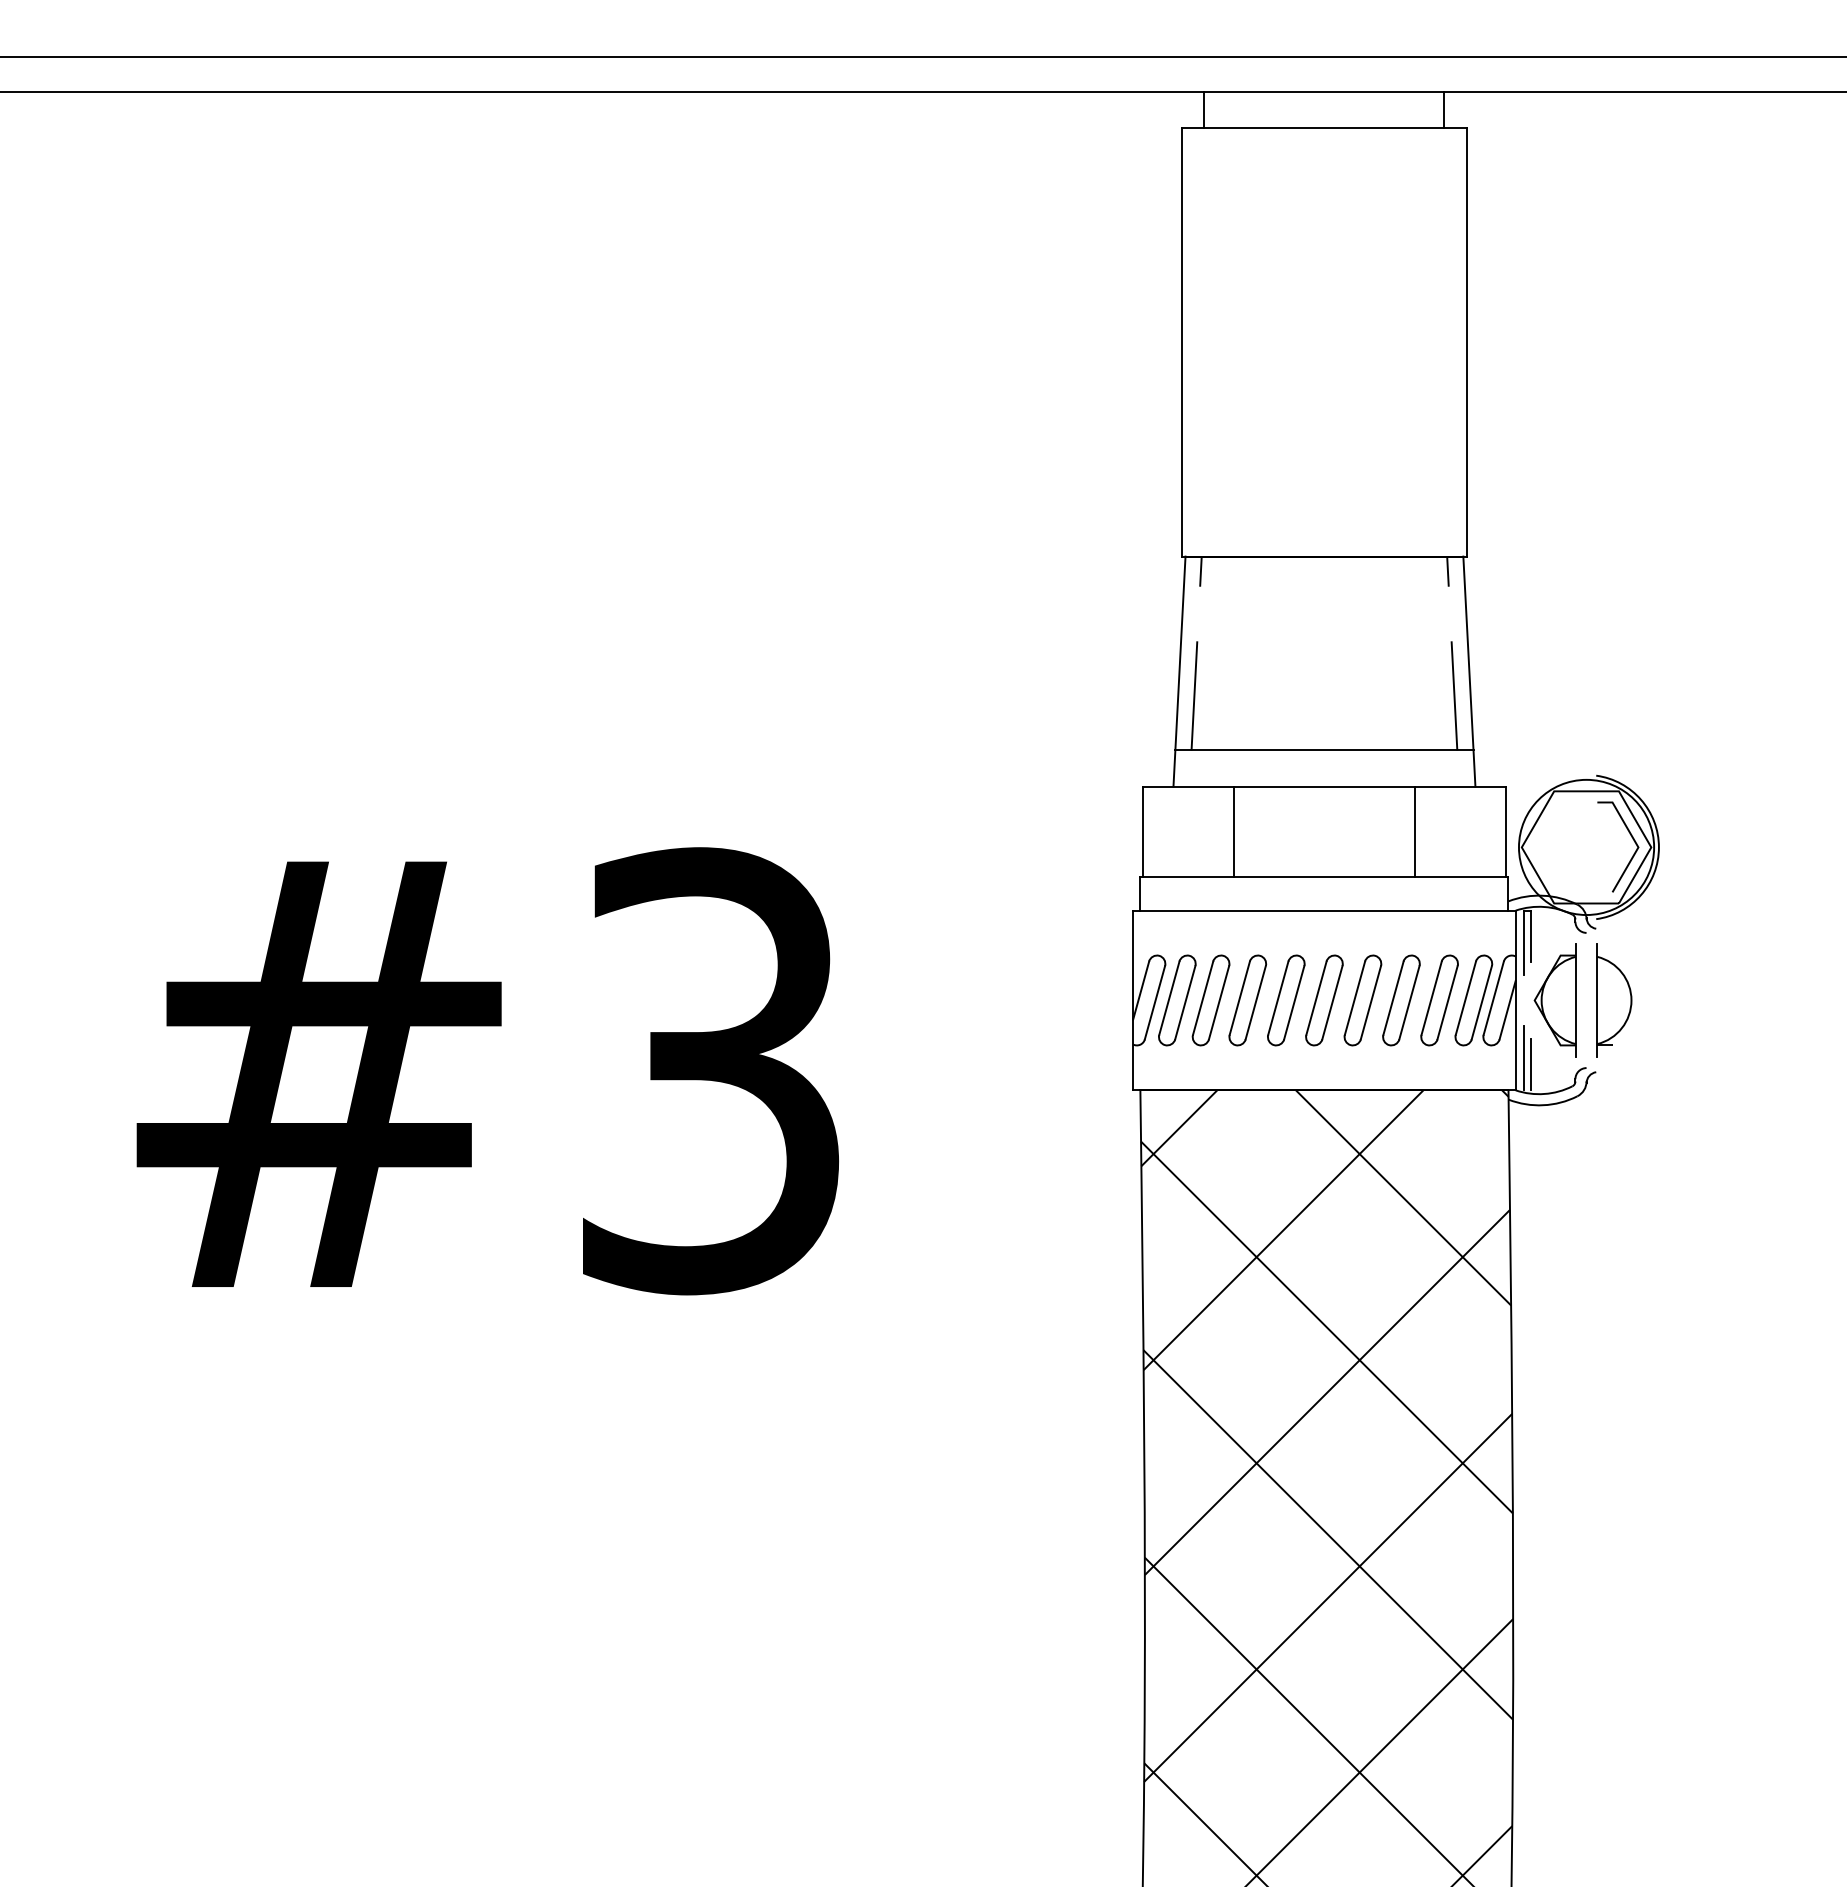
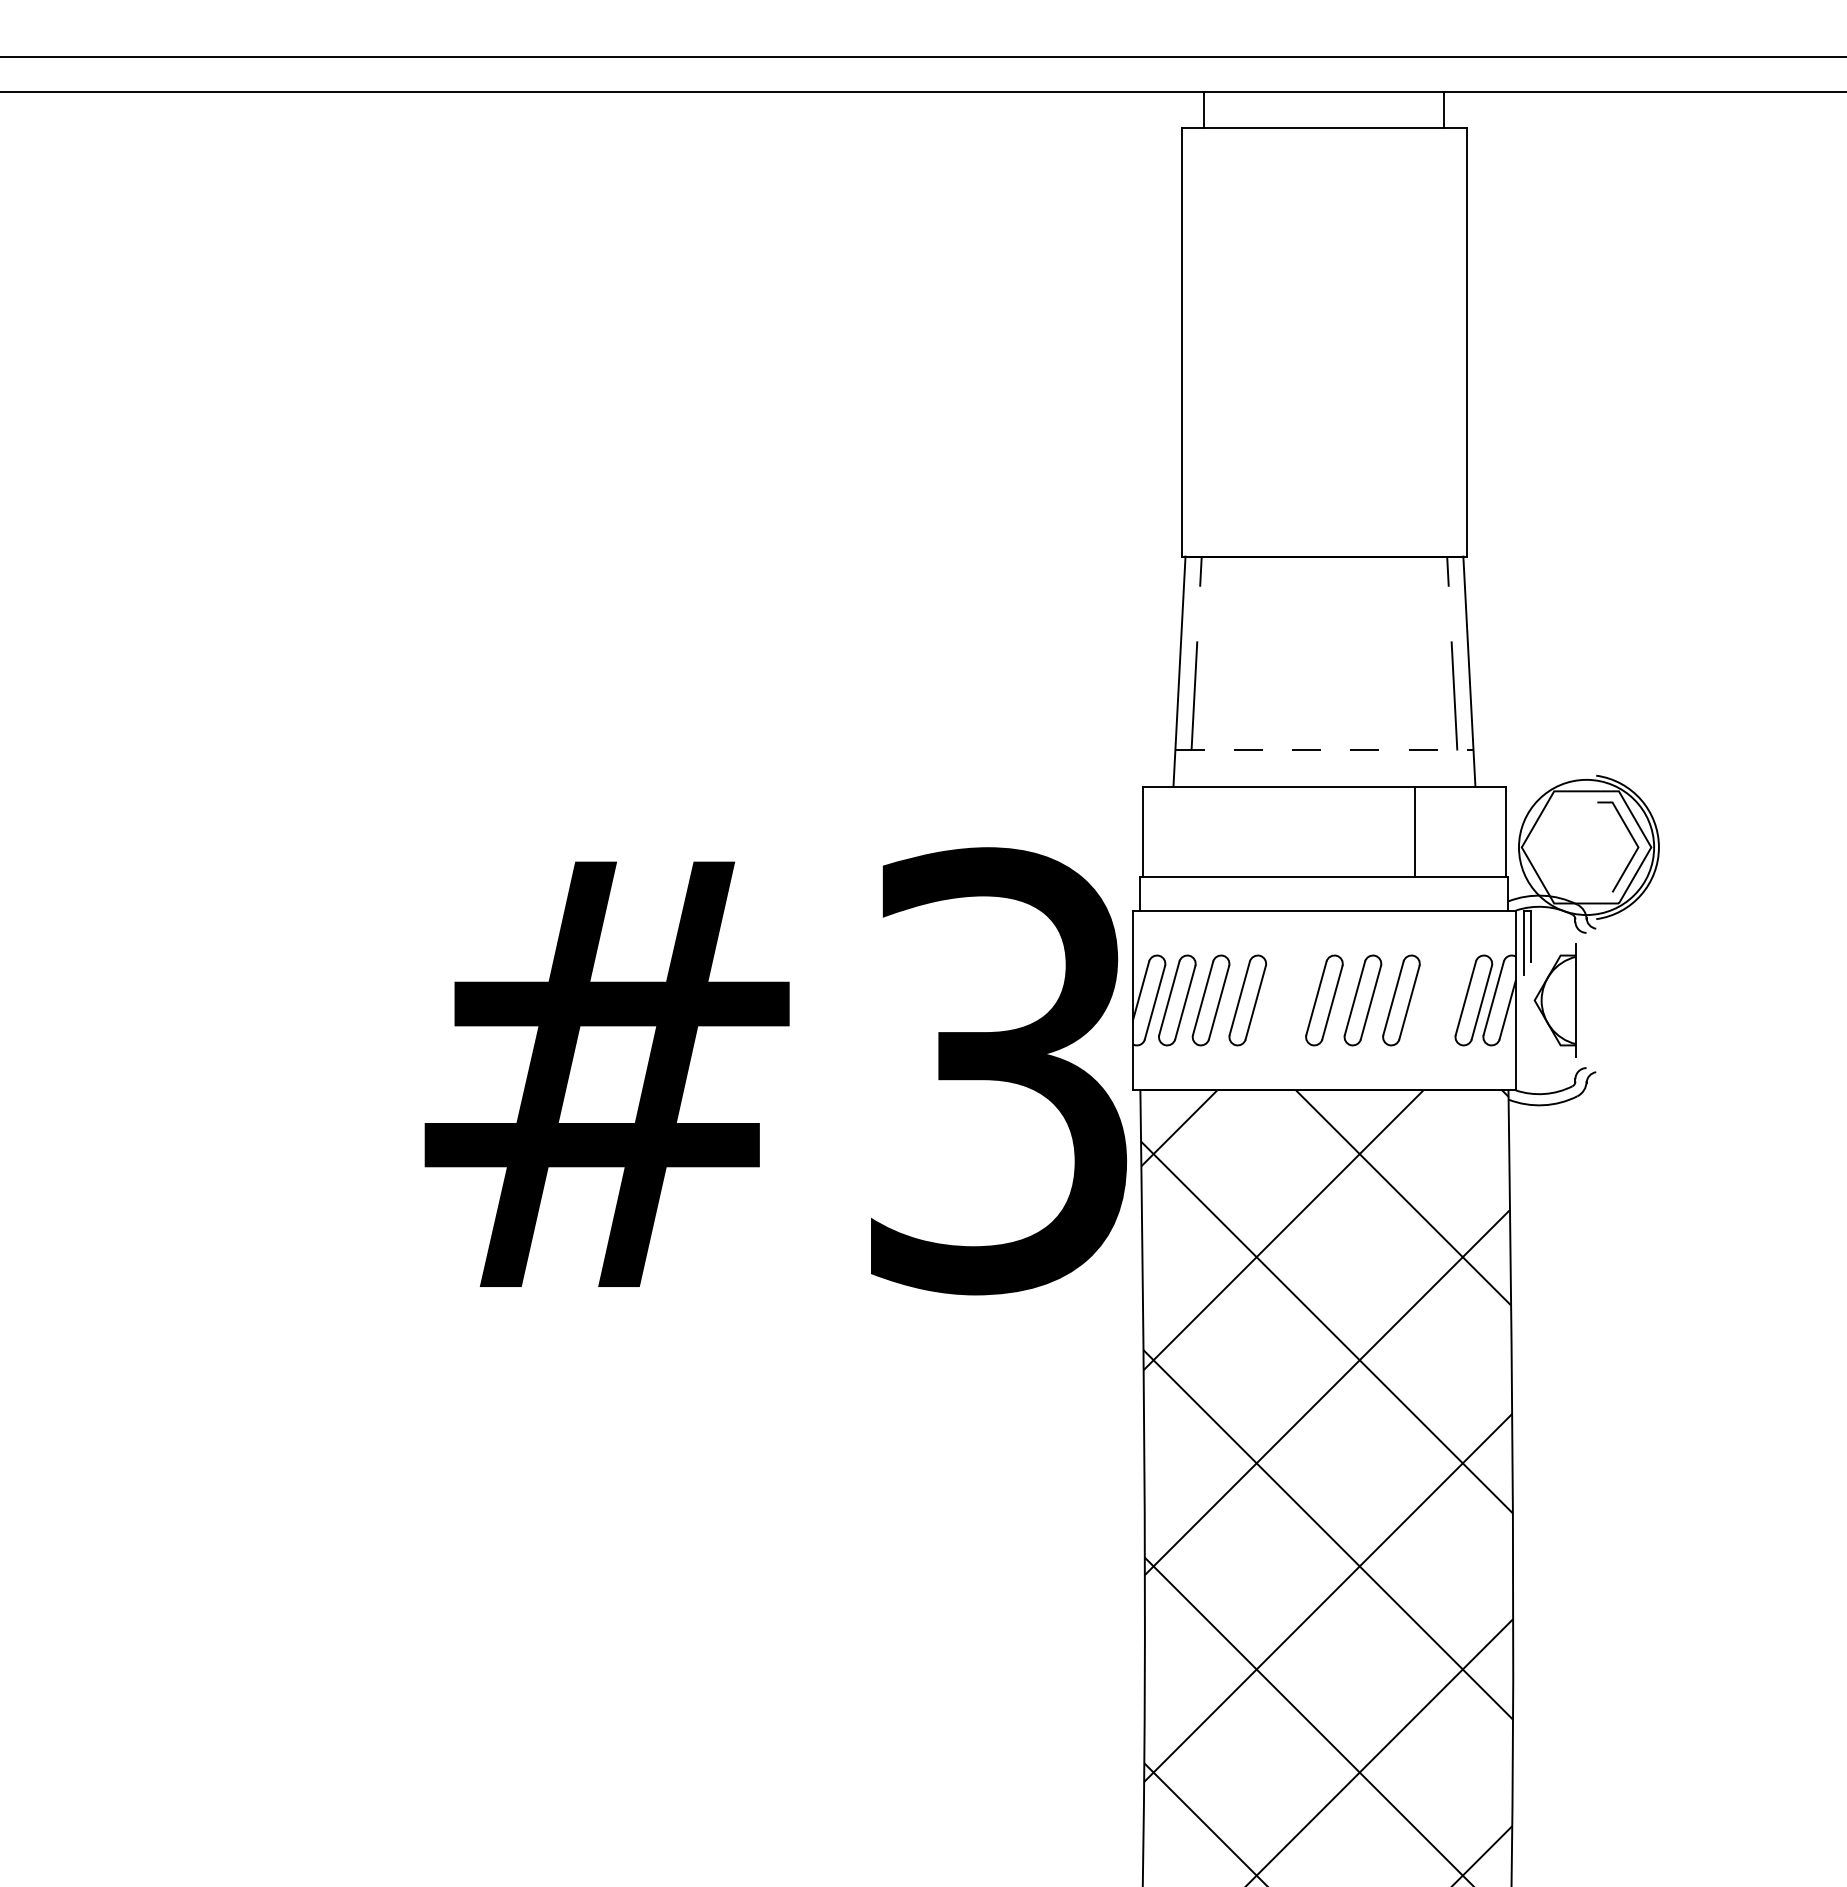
line: solid -> dashed (1324, 750)
line: present -> none (1233, 831)
part: present -> none (1286, 1000)
part: present -> none (1439, 1000)
part: present -> none (1614, 1000)
line: present -> none (1524, 1058)
line: present -> none (1531, 1064)
text position: (487, 1071) -> (775, 1071) (775, 1071)
